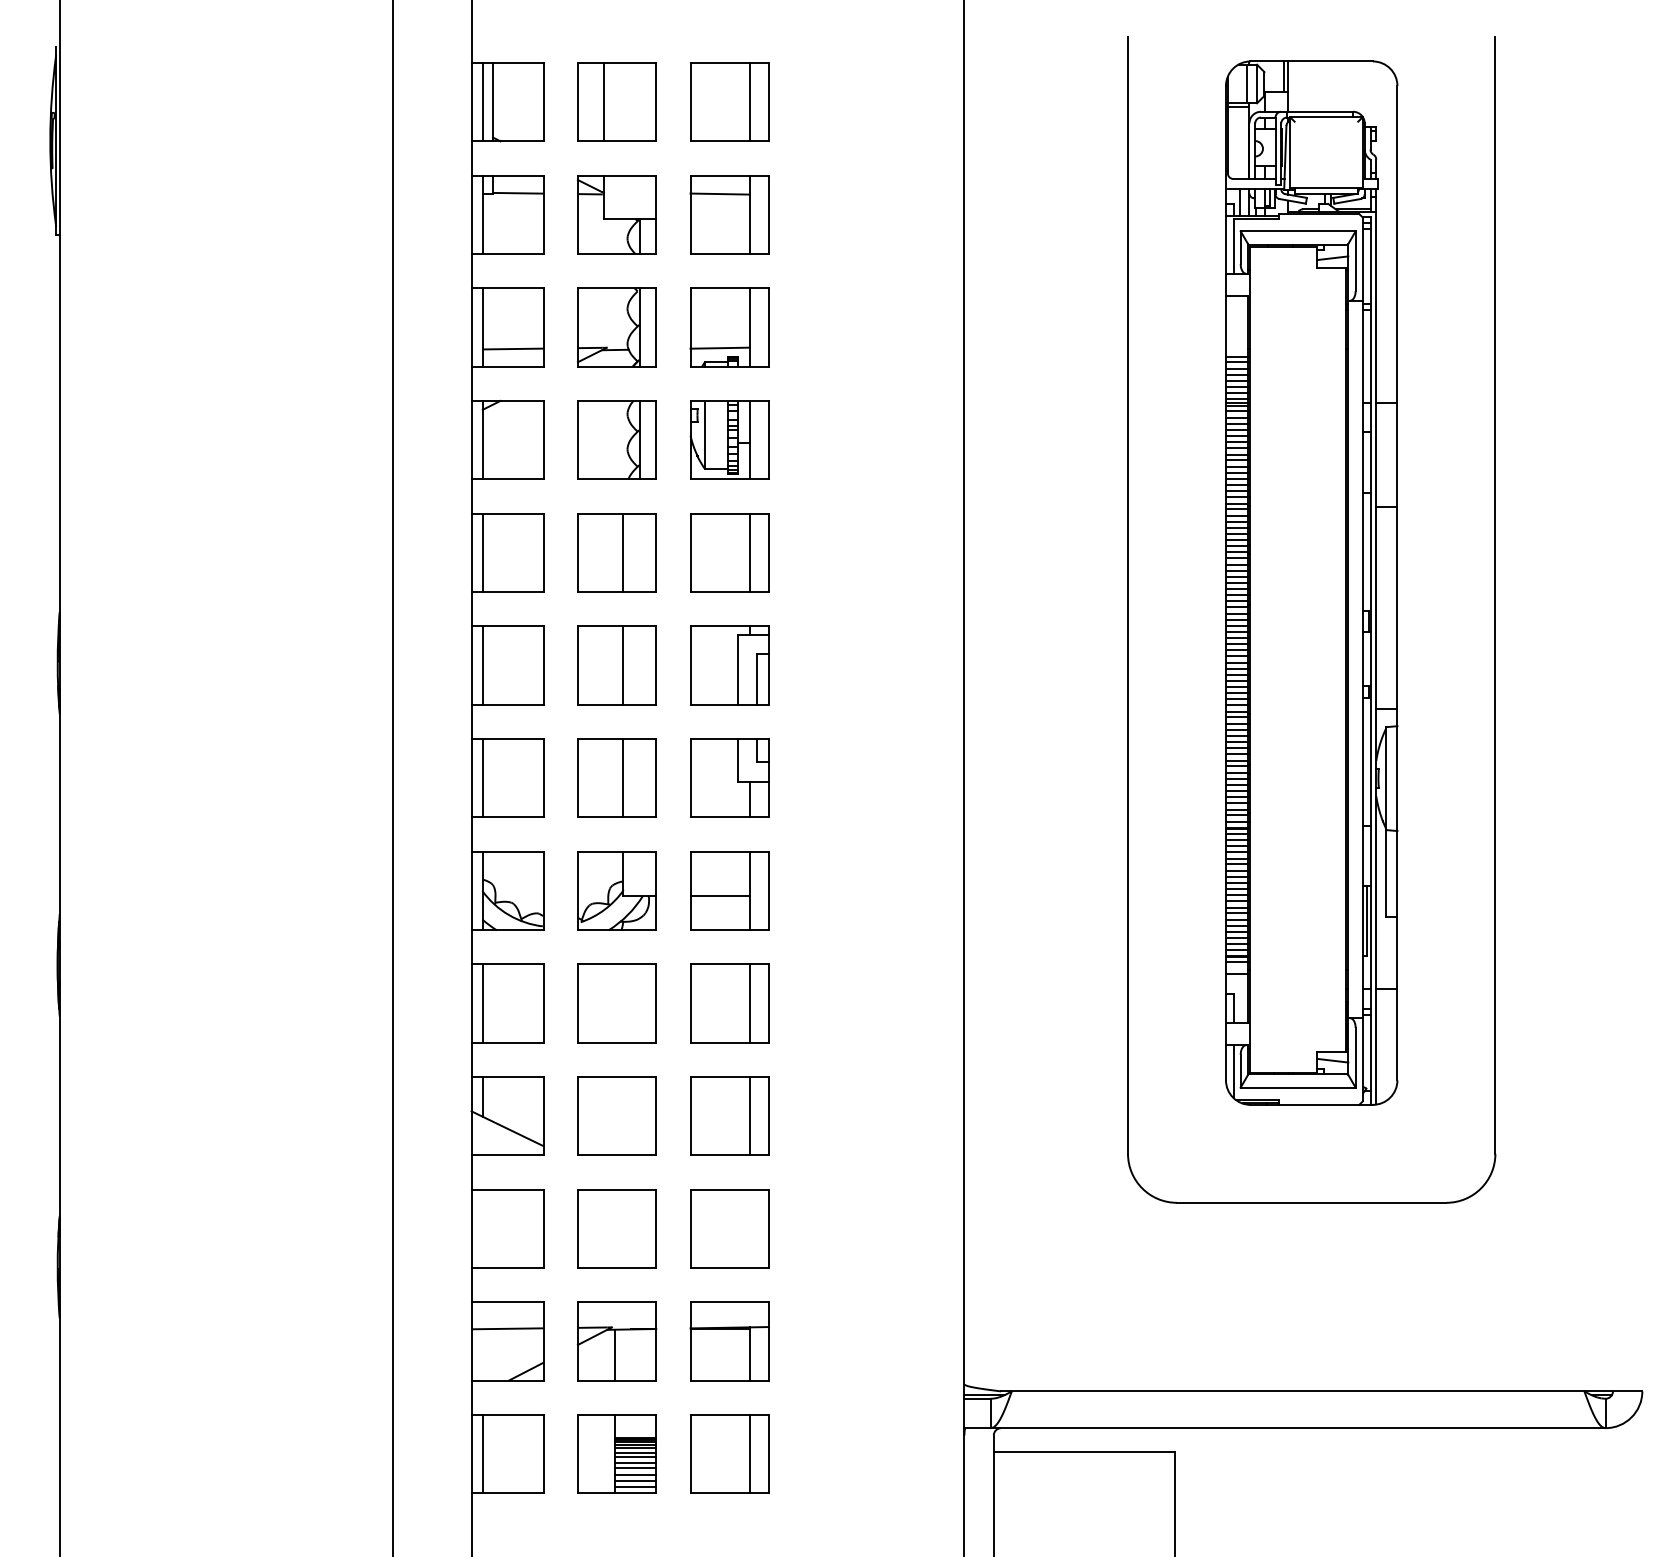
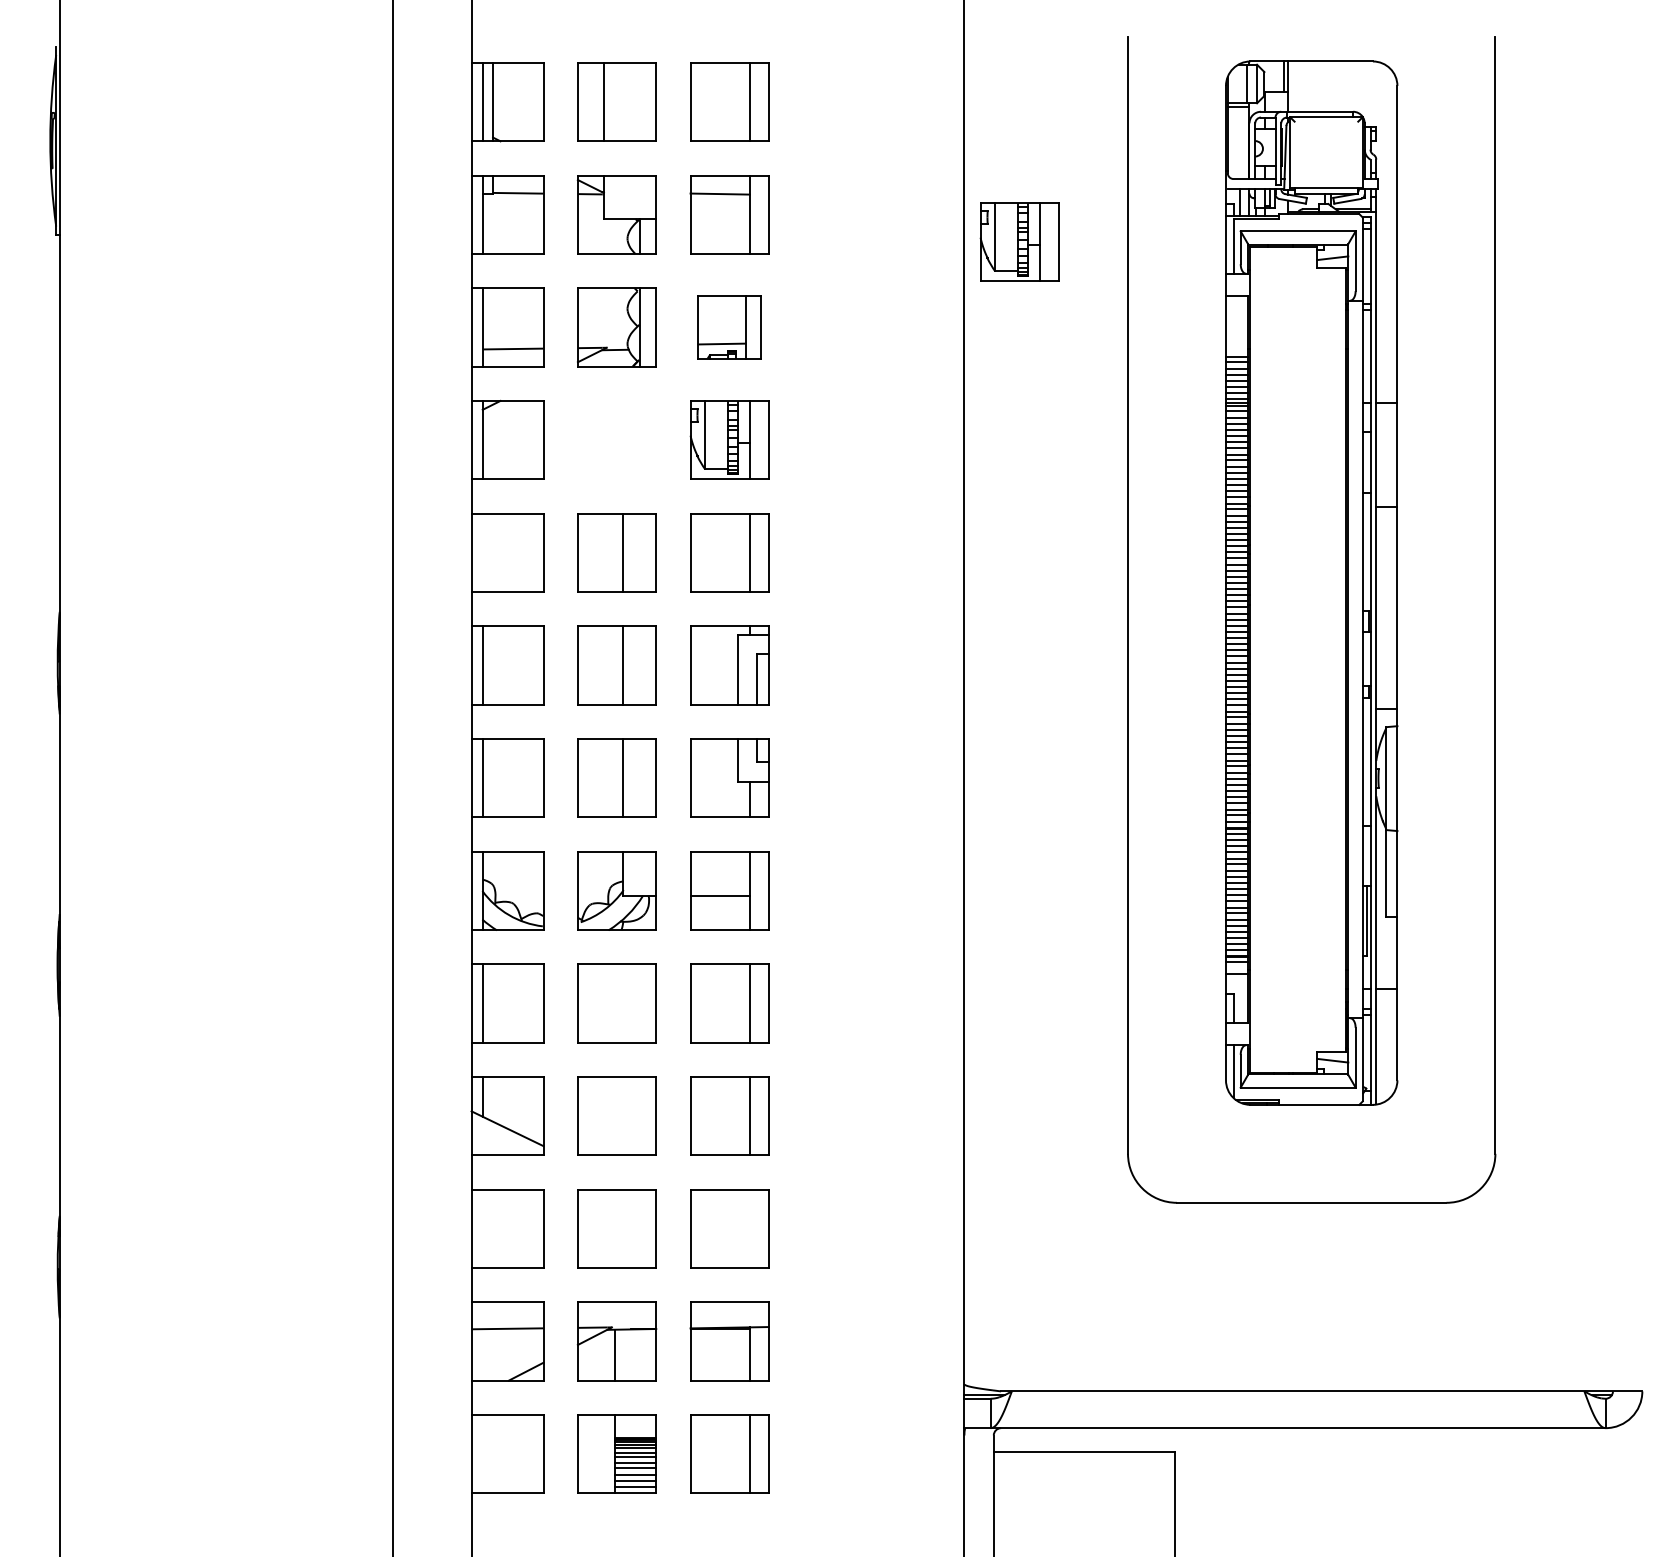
part: none -> present (1019, 241)
part size: 81x81 px -> 65x65 px (729, 327)
part: present -> none (616, 439)
line: present -> none (482, 552)
line: present -> none (482, 1453)
